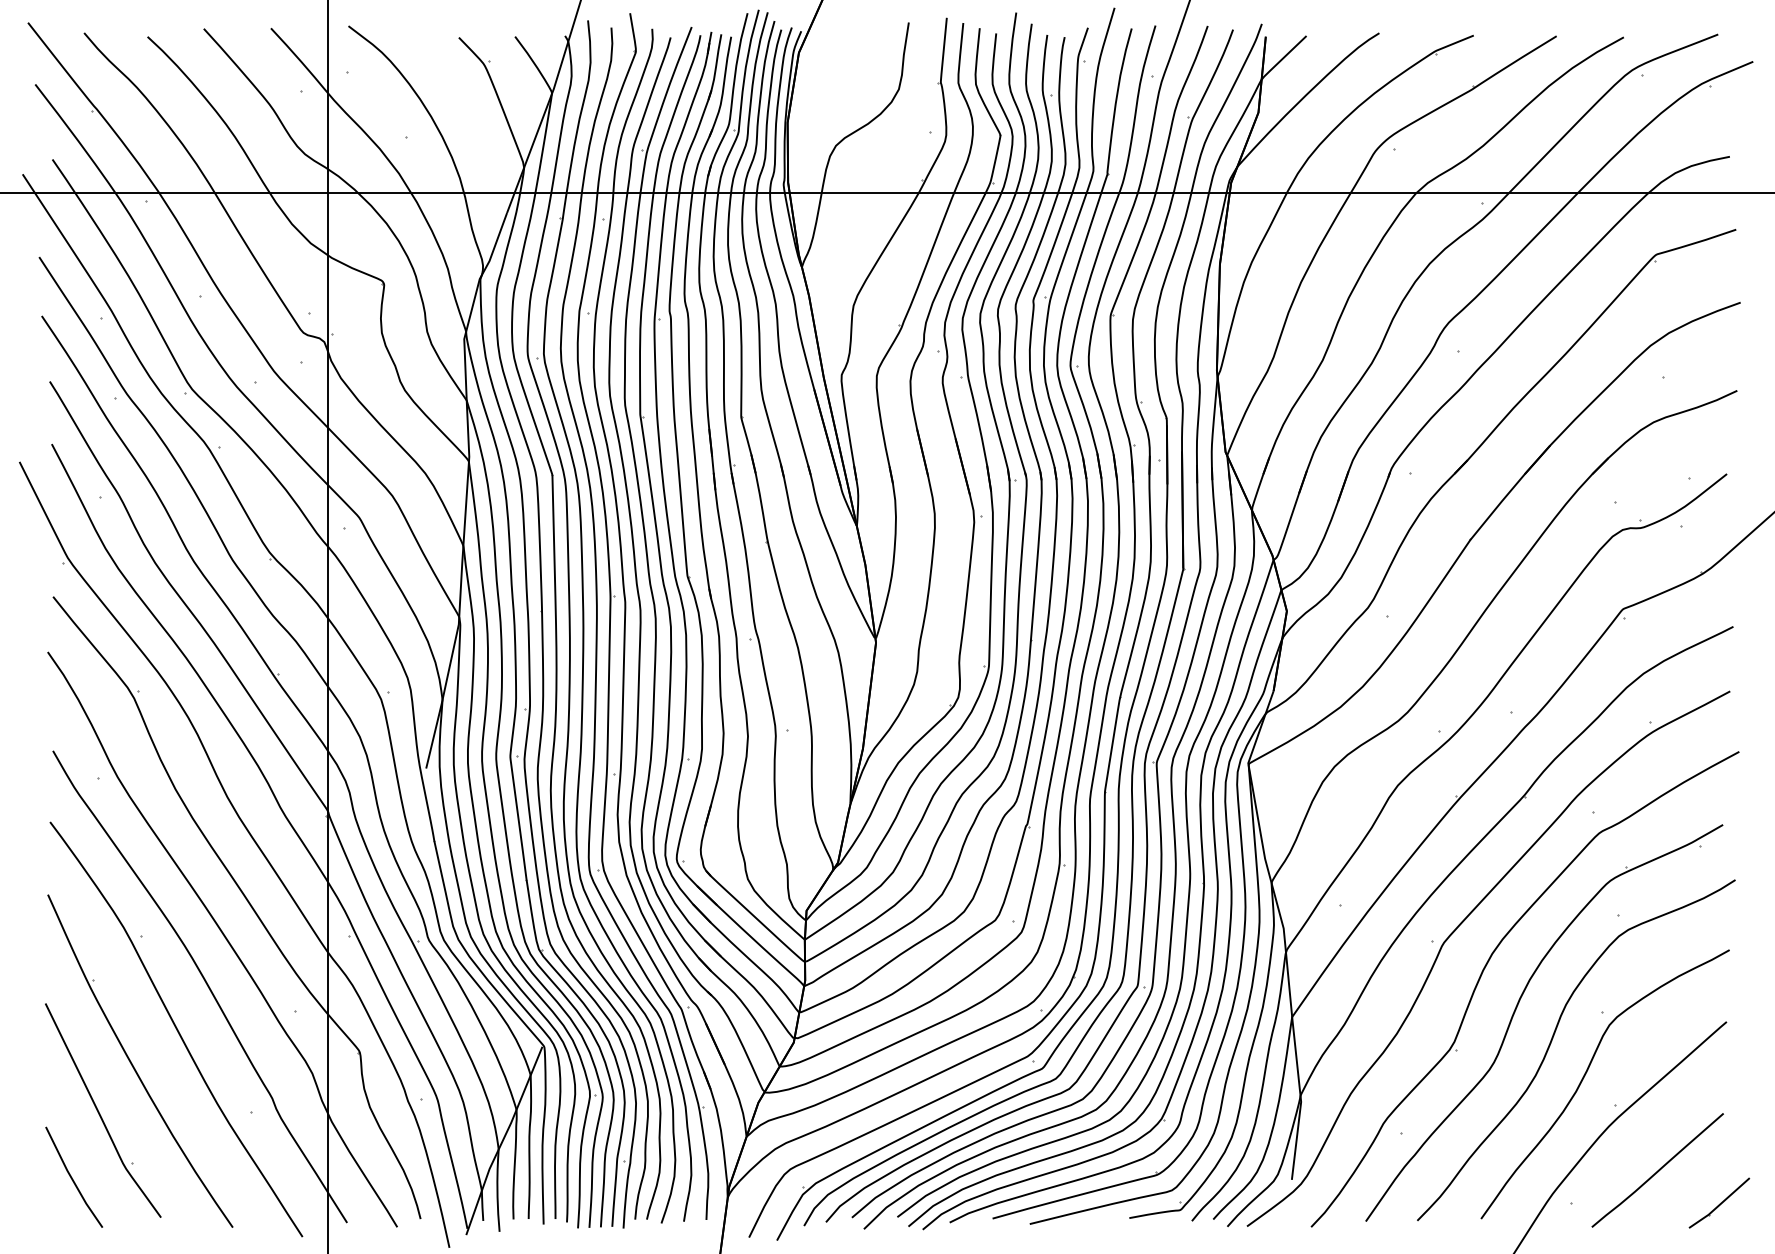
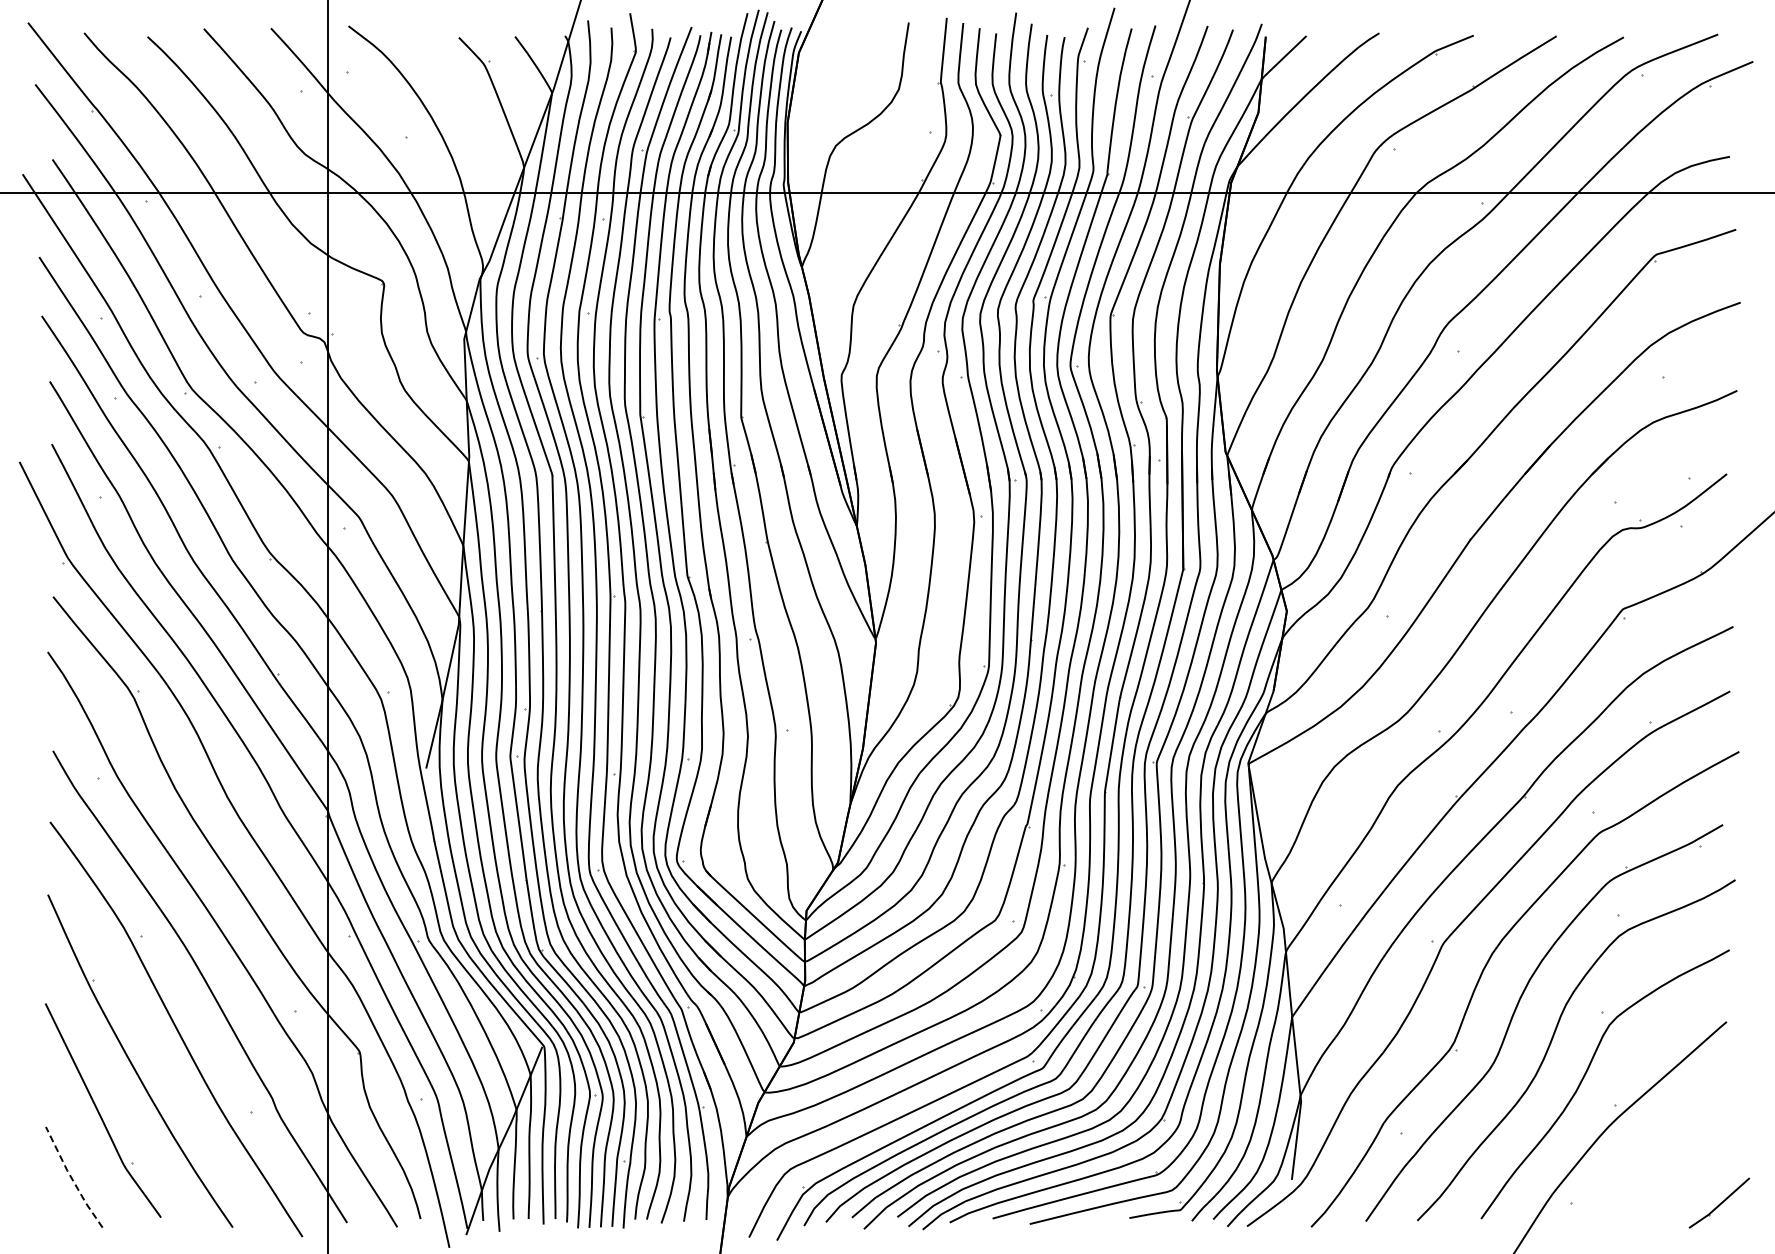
curve: present -> none (1657, 1170)
line: solid -> dashed (72, 1179)
